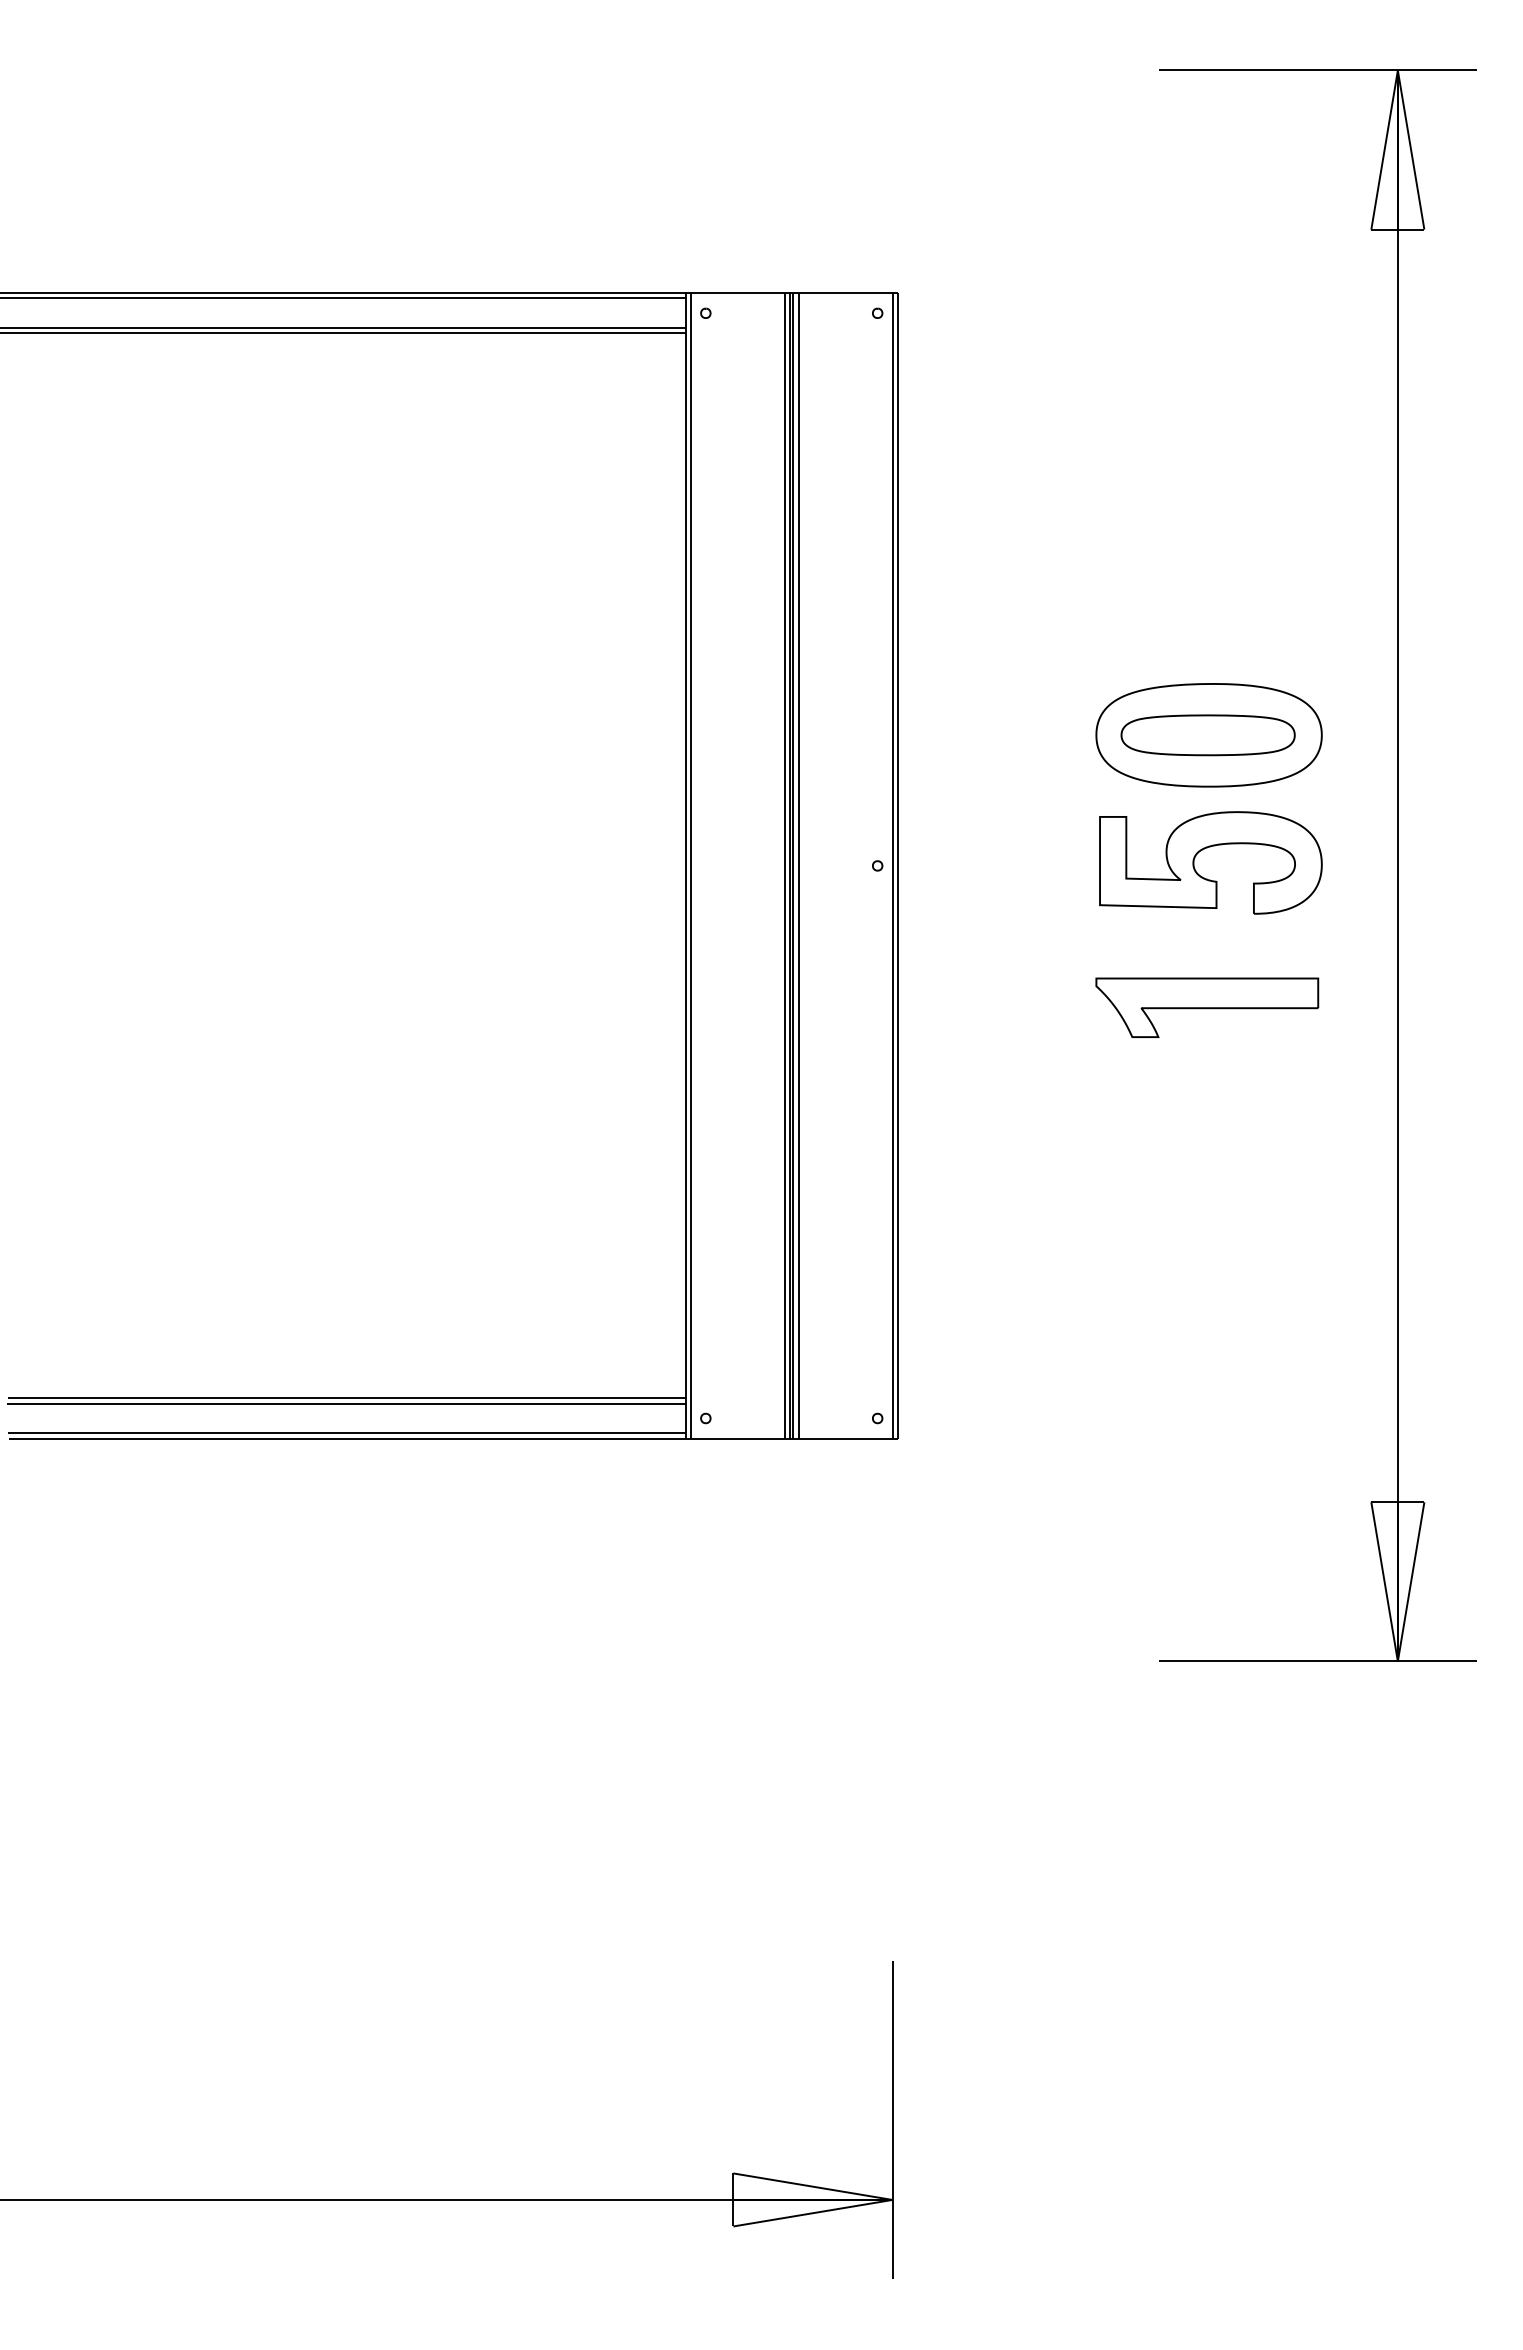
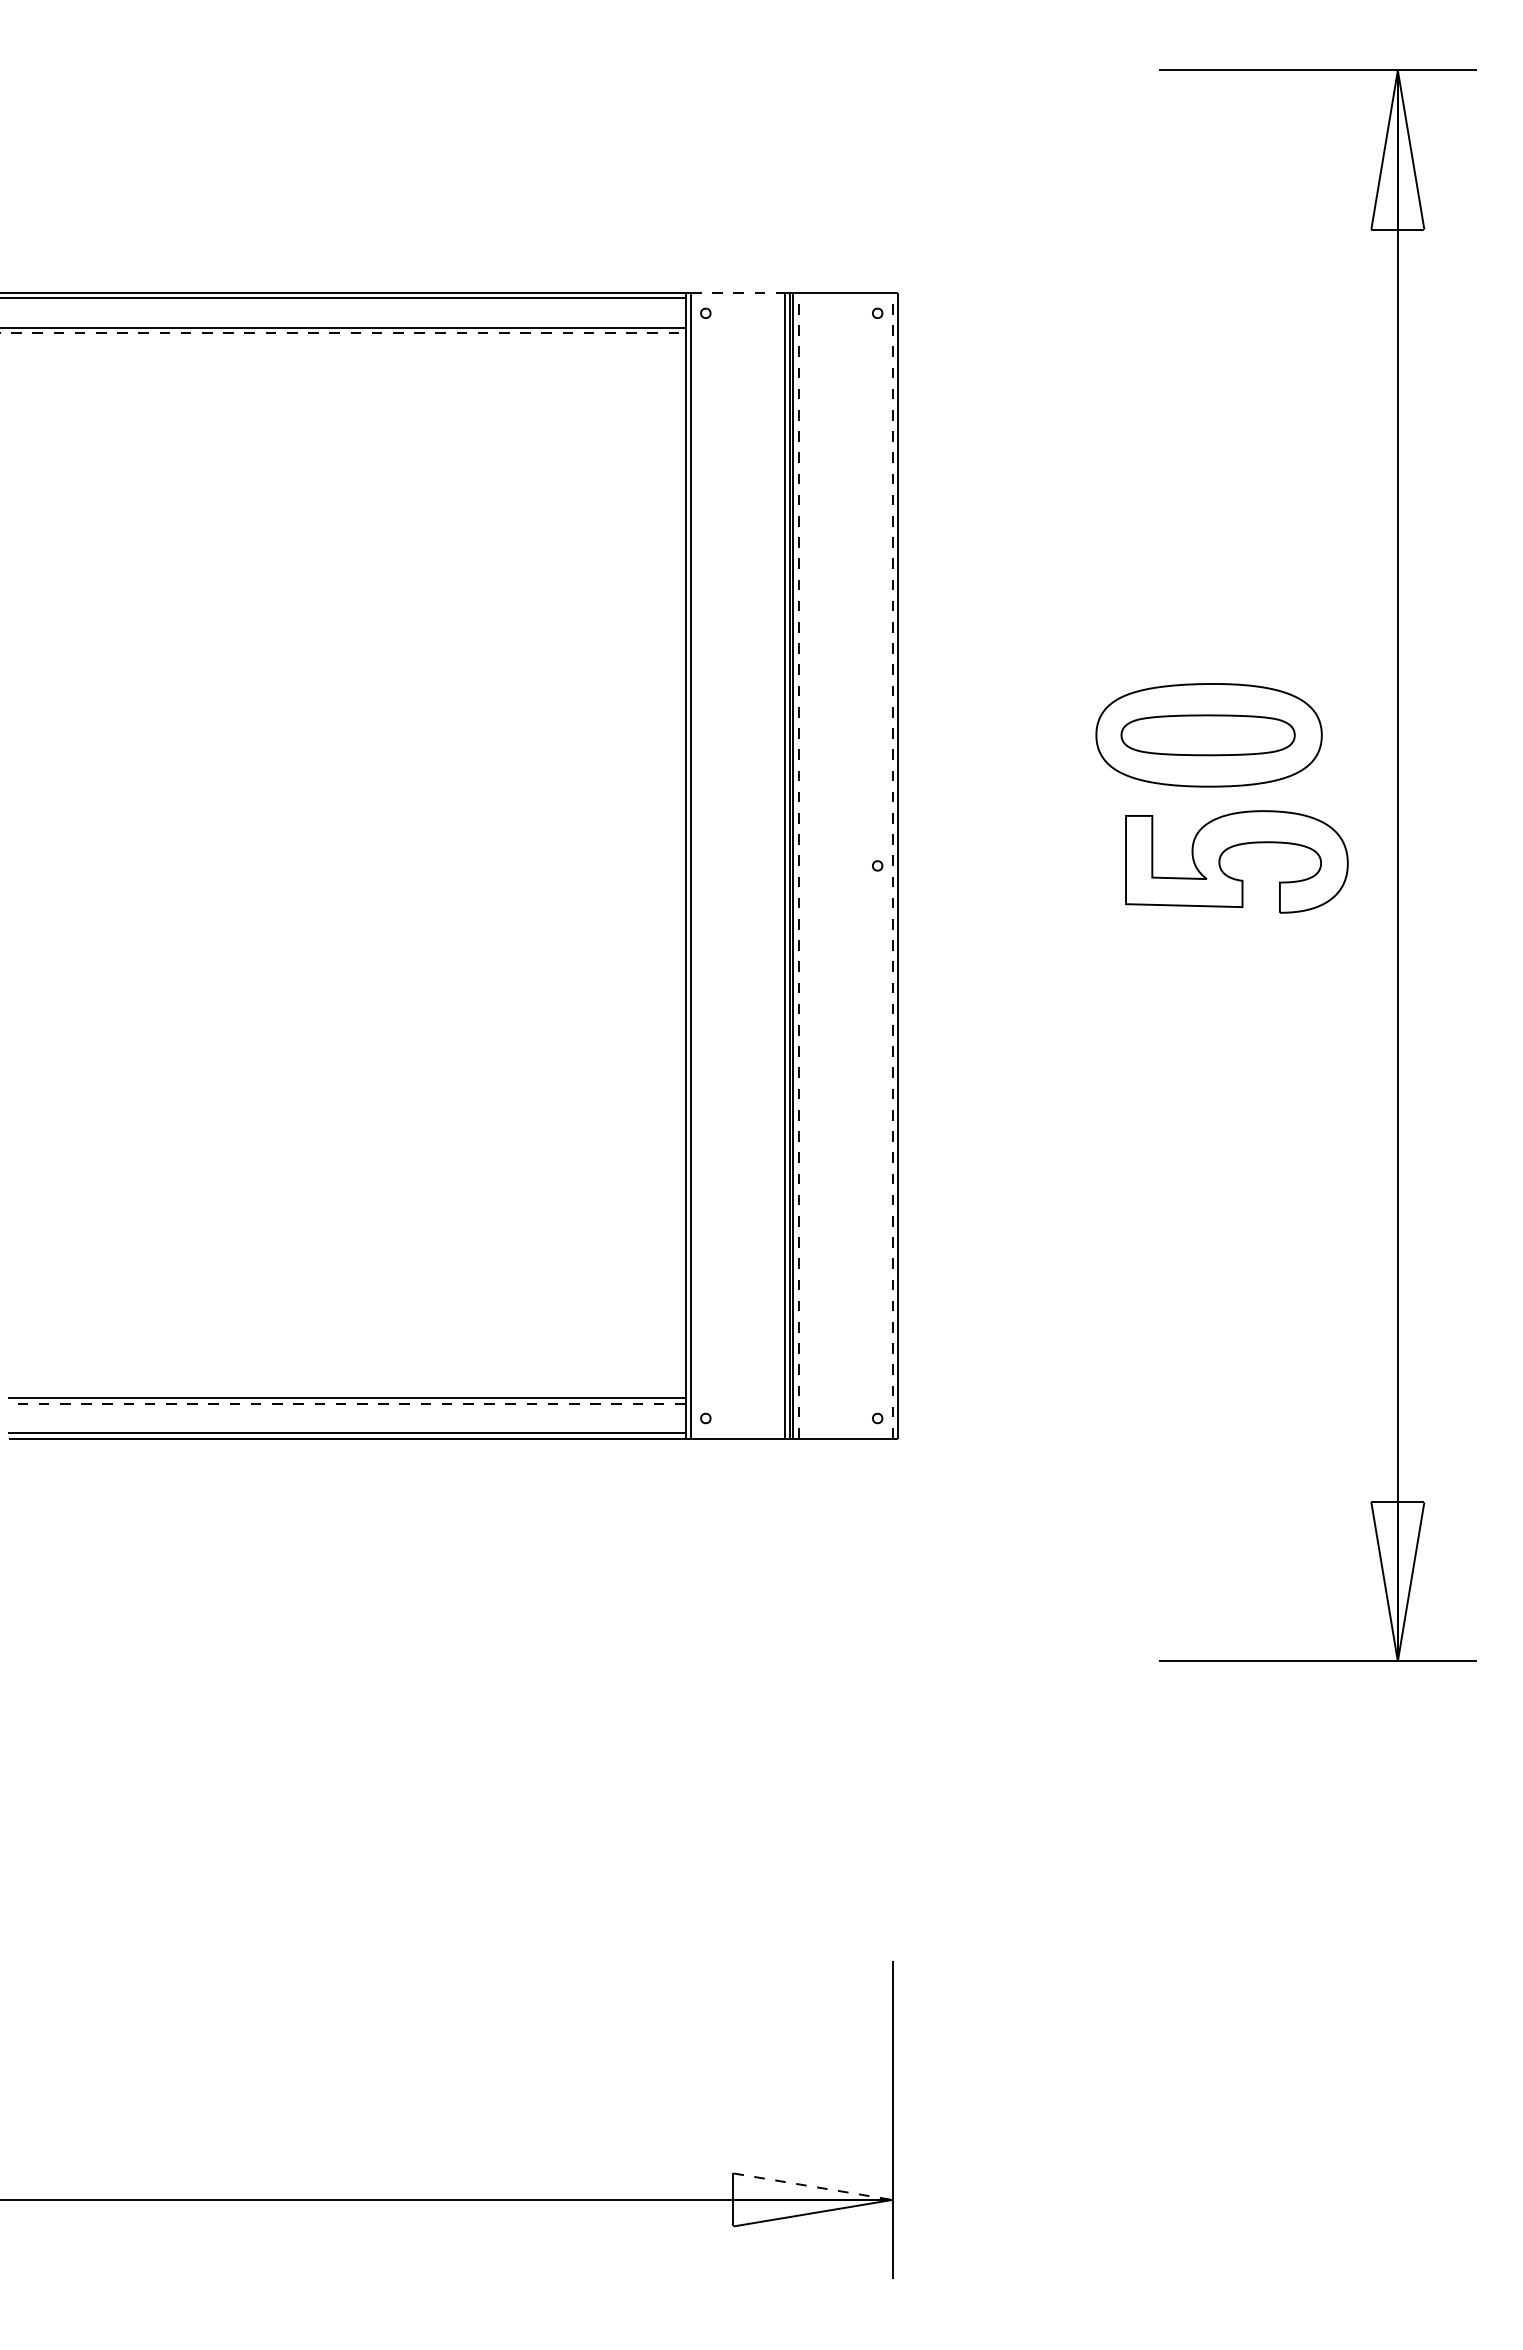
line: solid -> dashed (737, 293)
line: solid -> dashed (343, 333)
part position: (1201, 851) -> (1227, 850) (1227, 850)
line: solid -> dashed (798, 865)
line: solid -> dashed (892, 865)
part: present -> none (1207, 1007)
line: solid -> dashed (346, 1403)
line: solid -> dashed (812, 2186)
